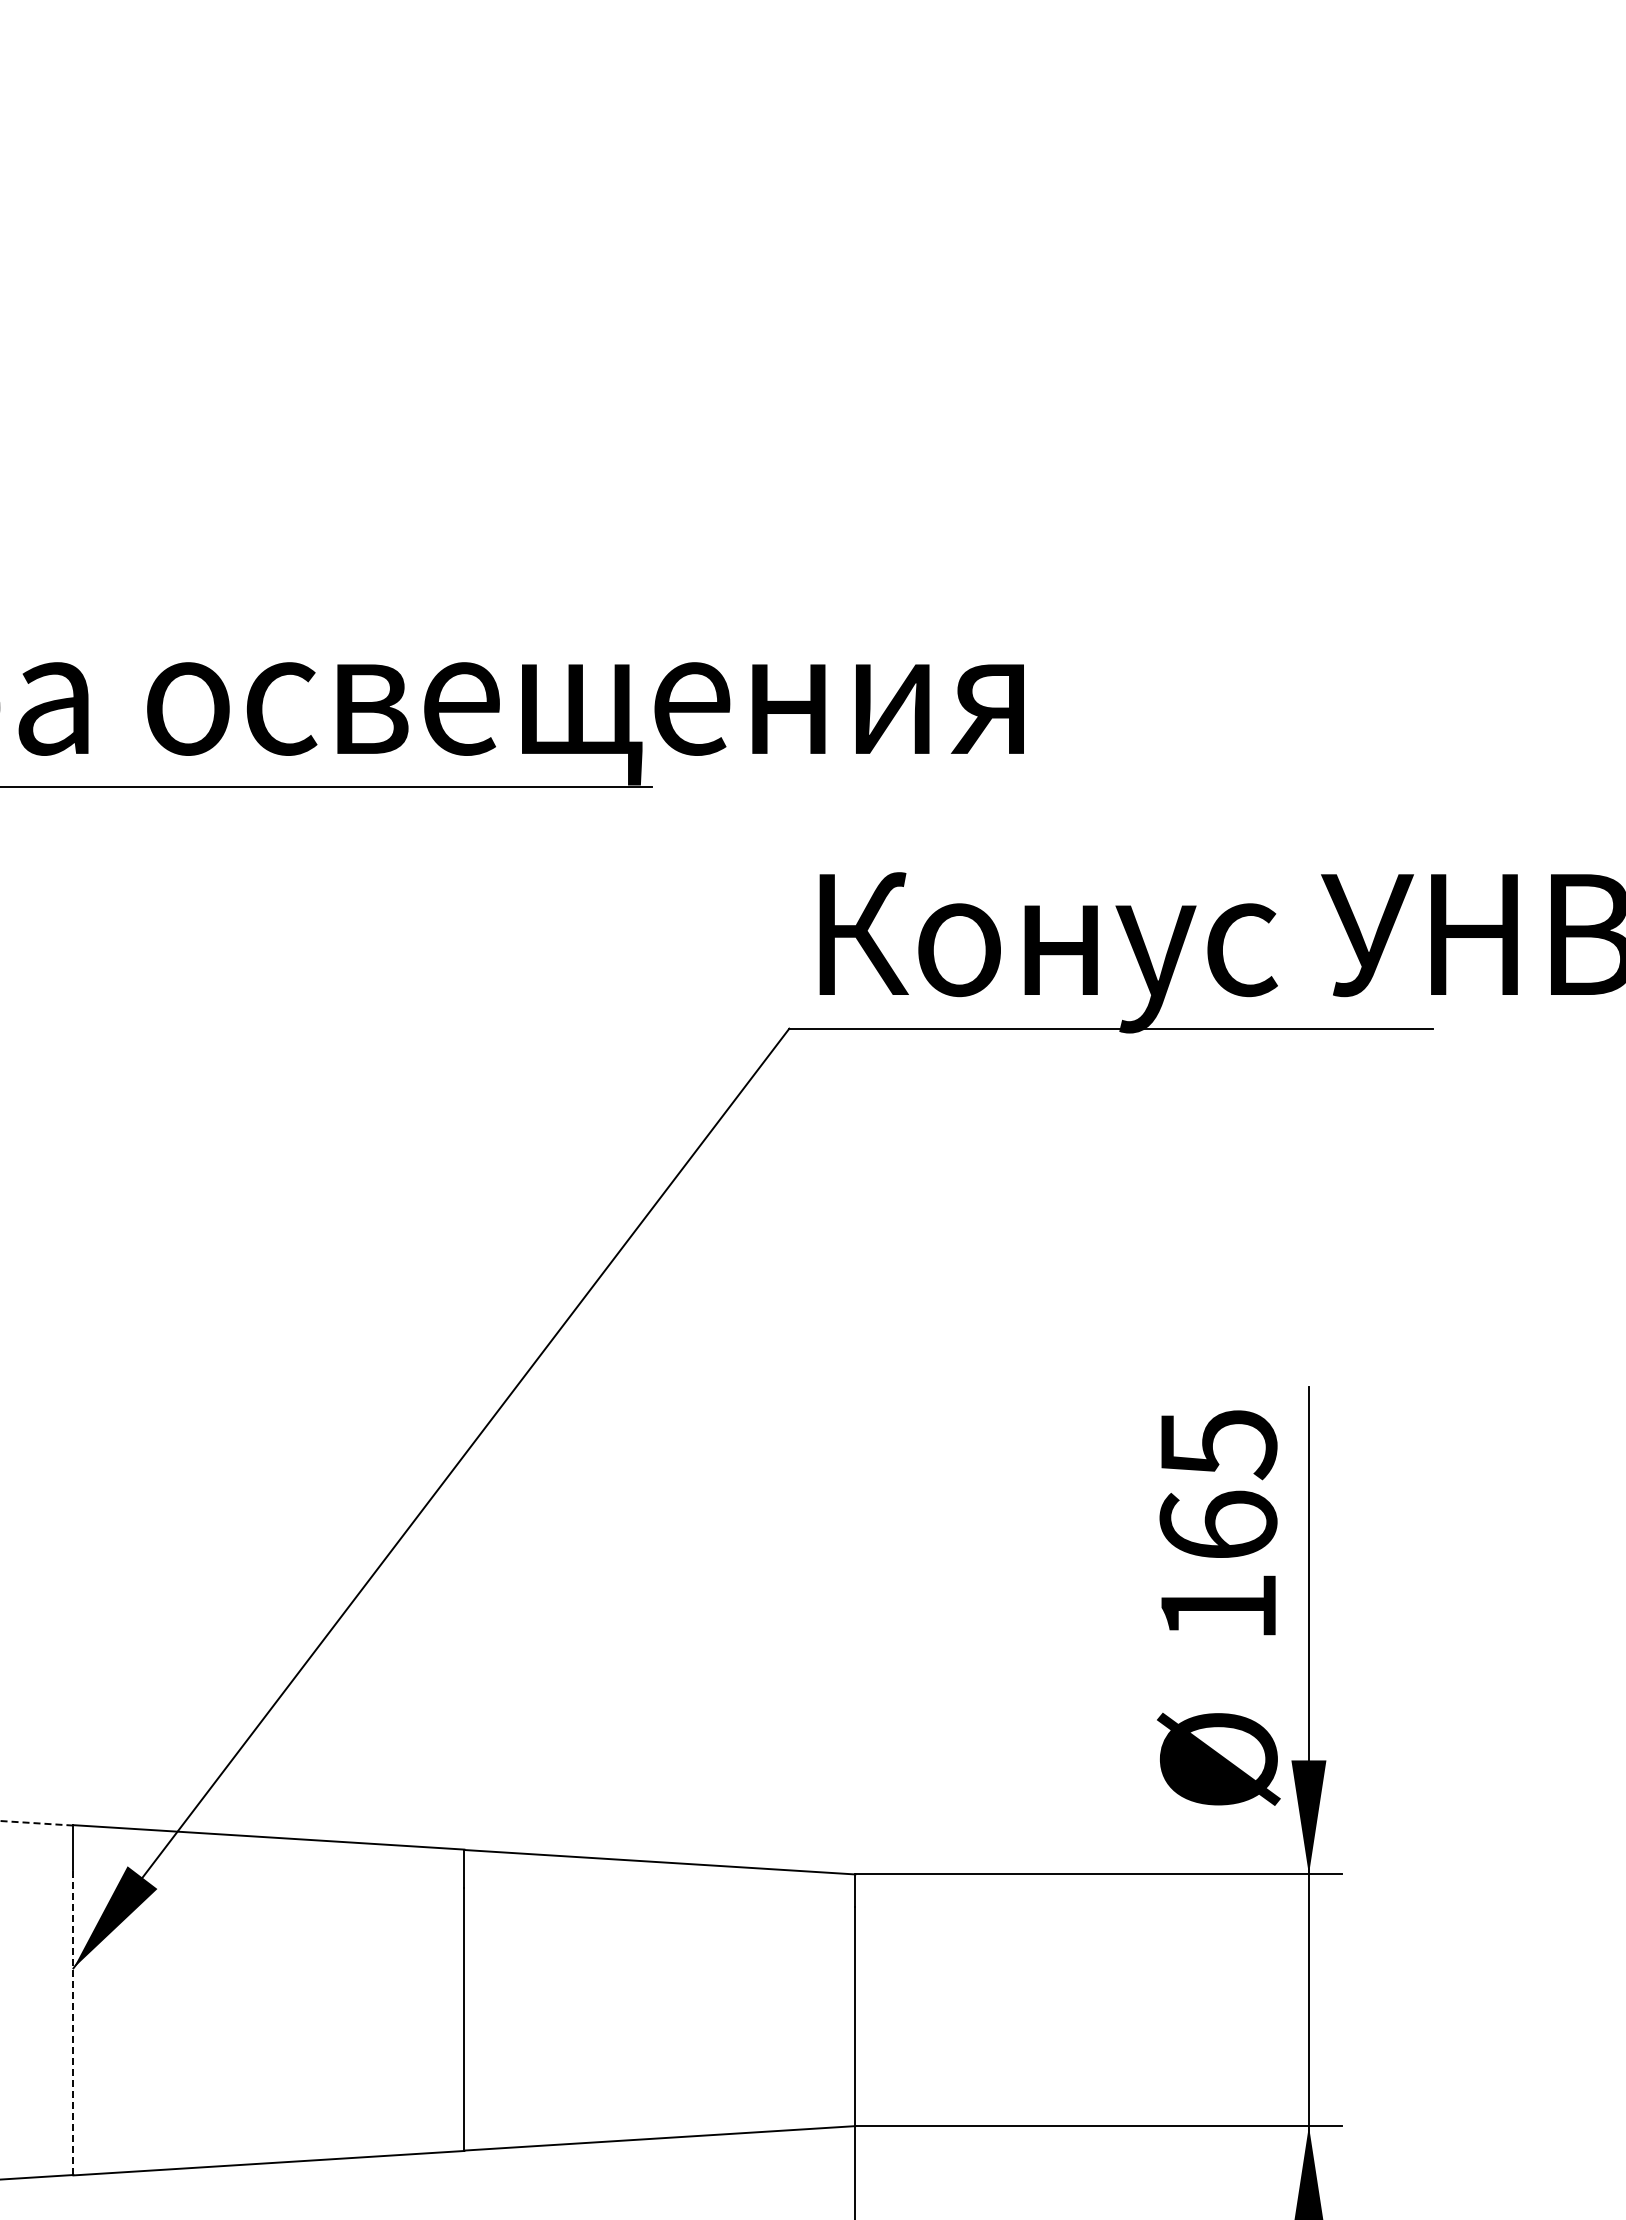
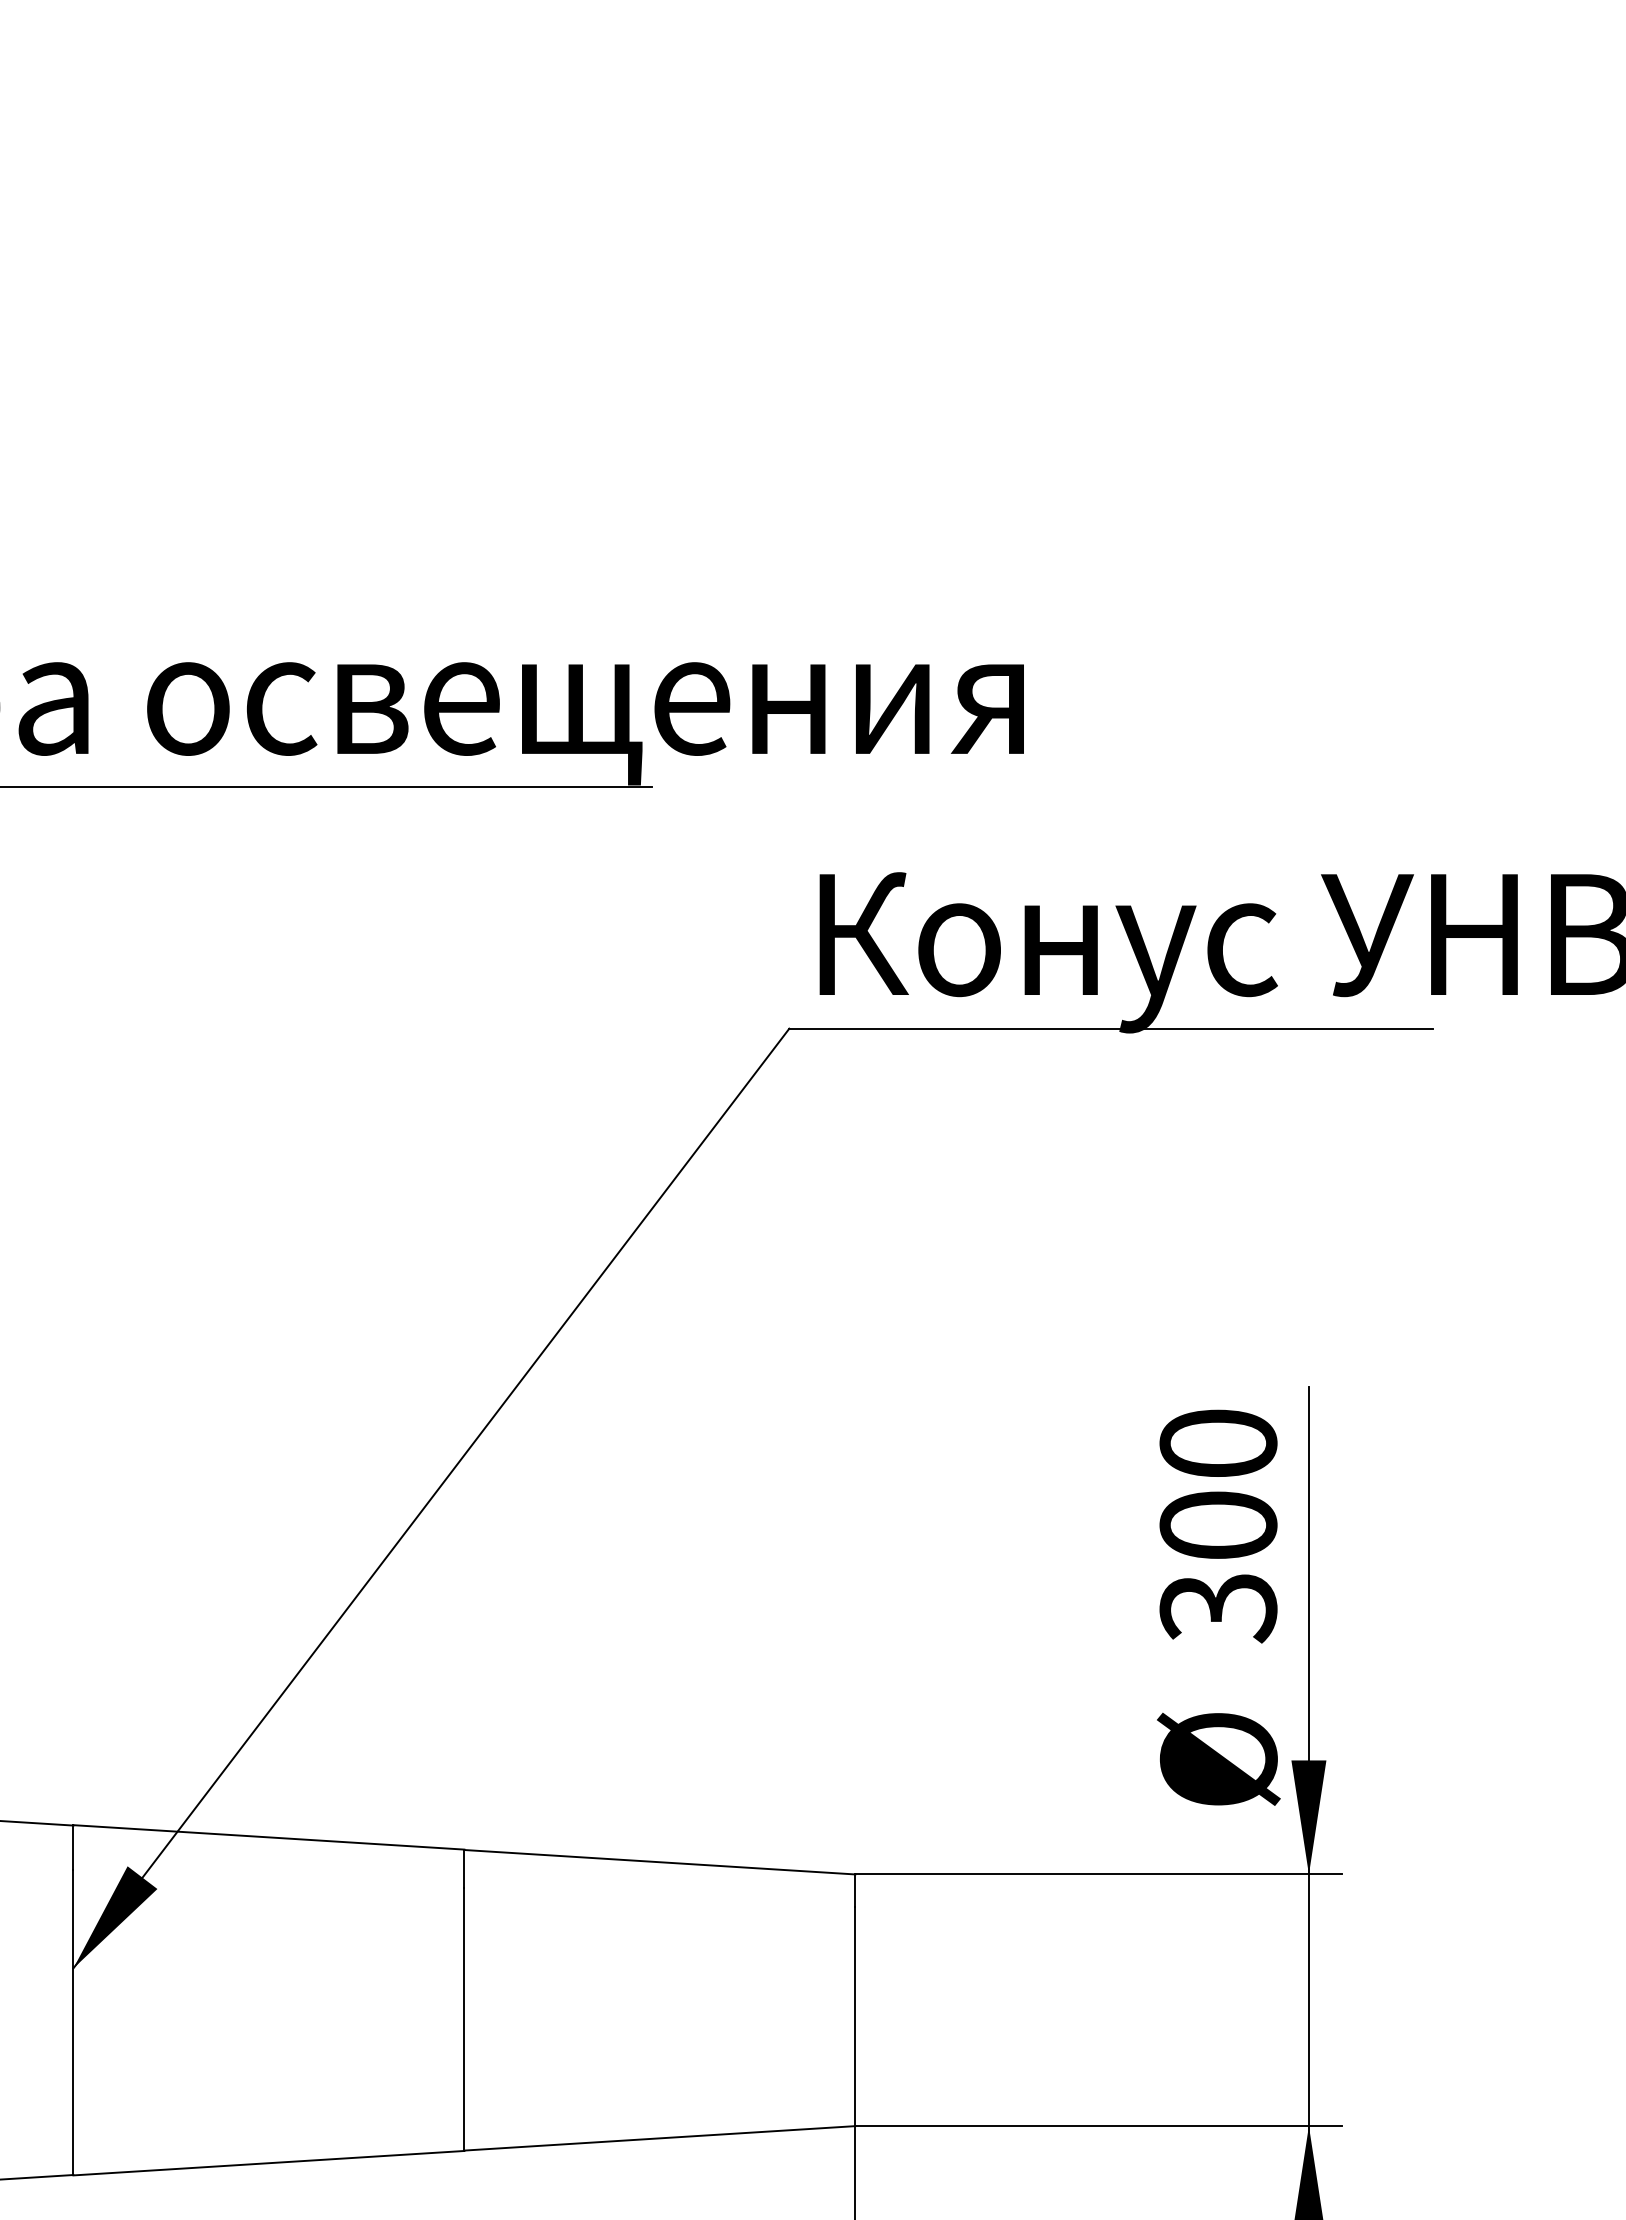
text: 165 -> 300 (1218, 1526)
line: dashed -> solid (36, 1823)
line: dashed -> solid (73, 2022)
